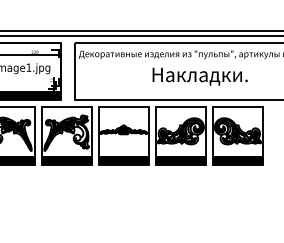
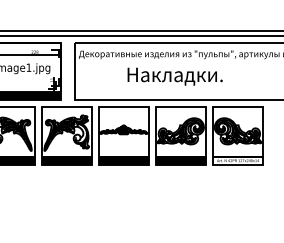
text position: (199, 76) -> (174, 76) (174, 76)
fill: present -> none (237, 160)
